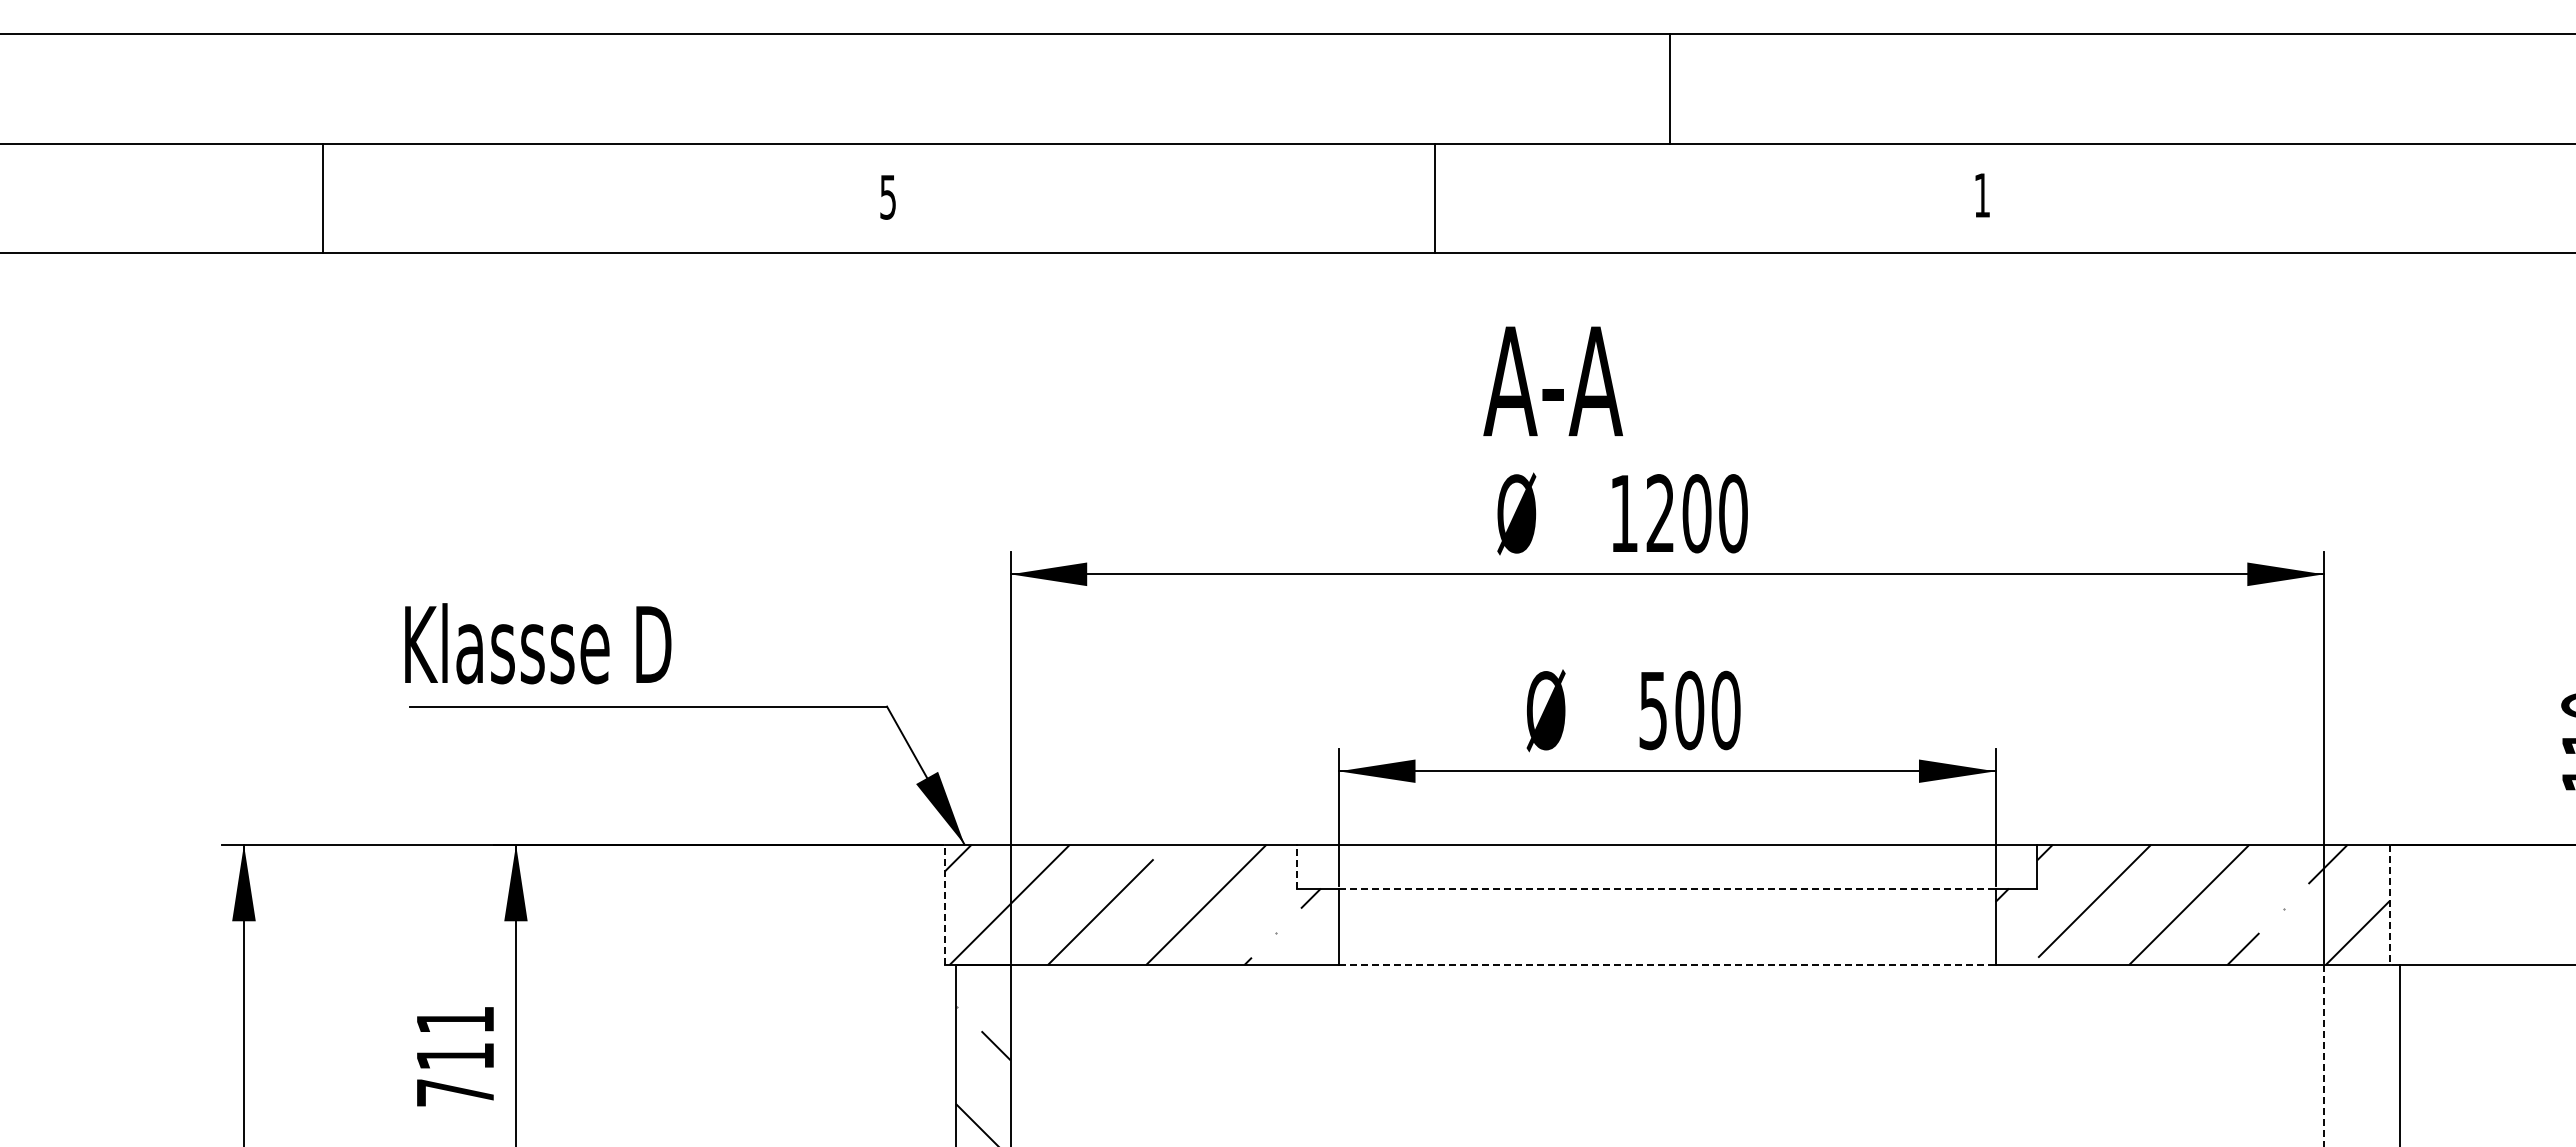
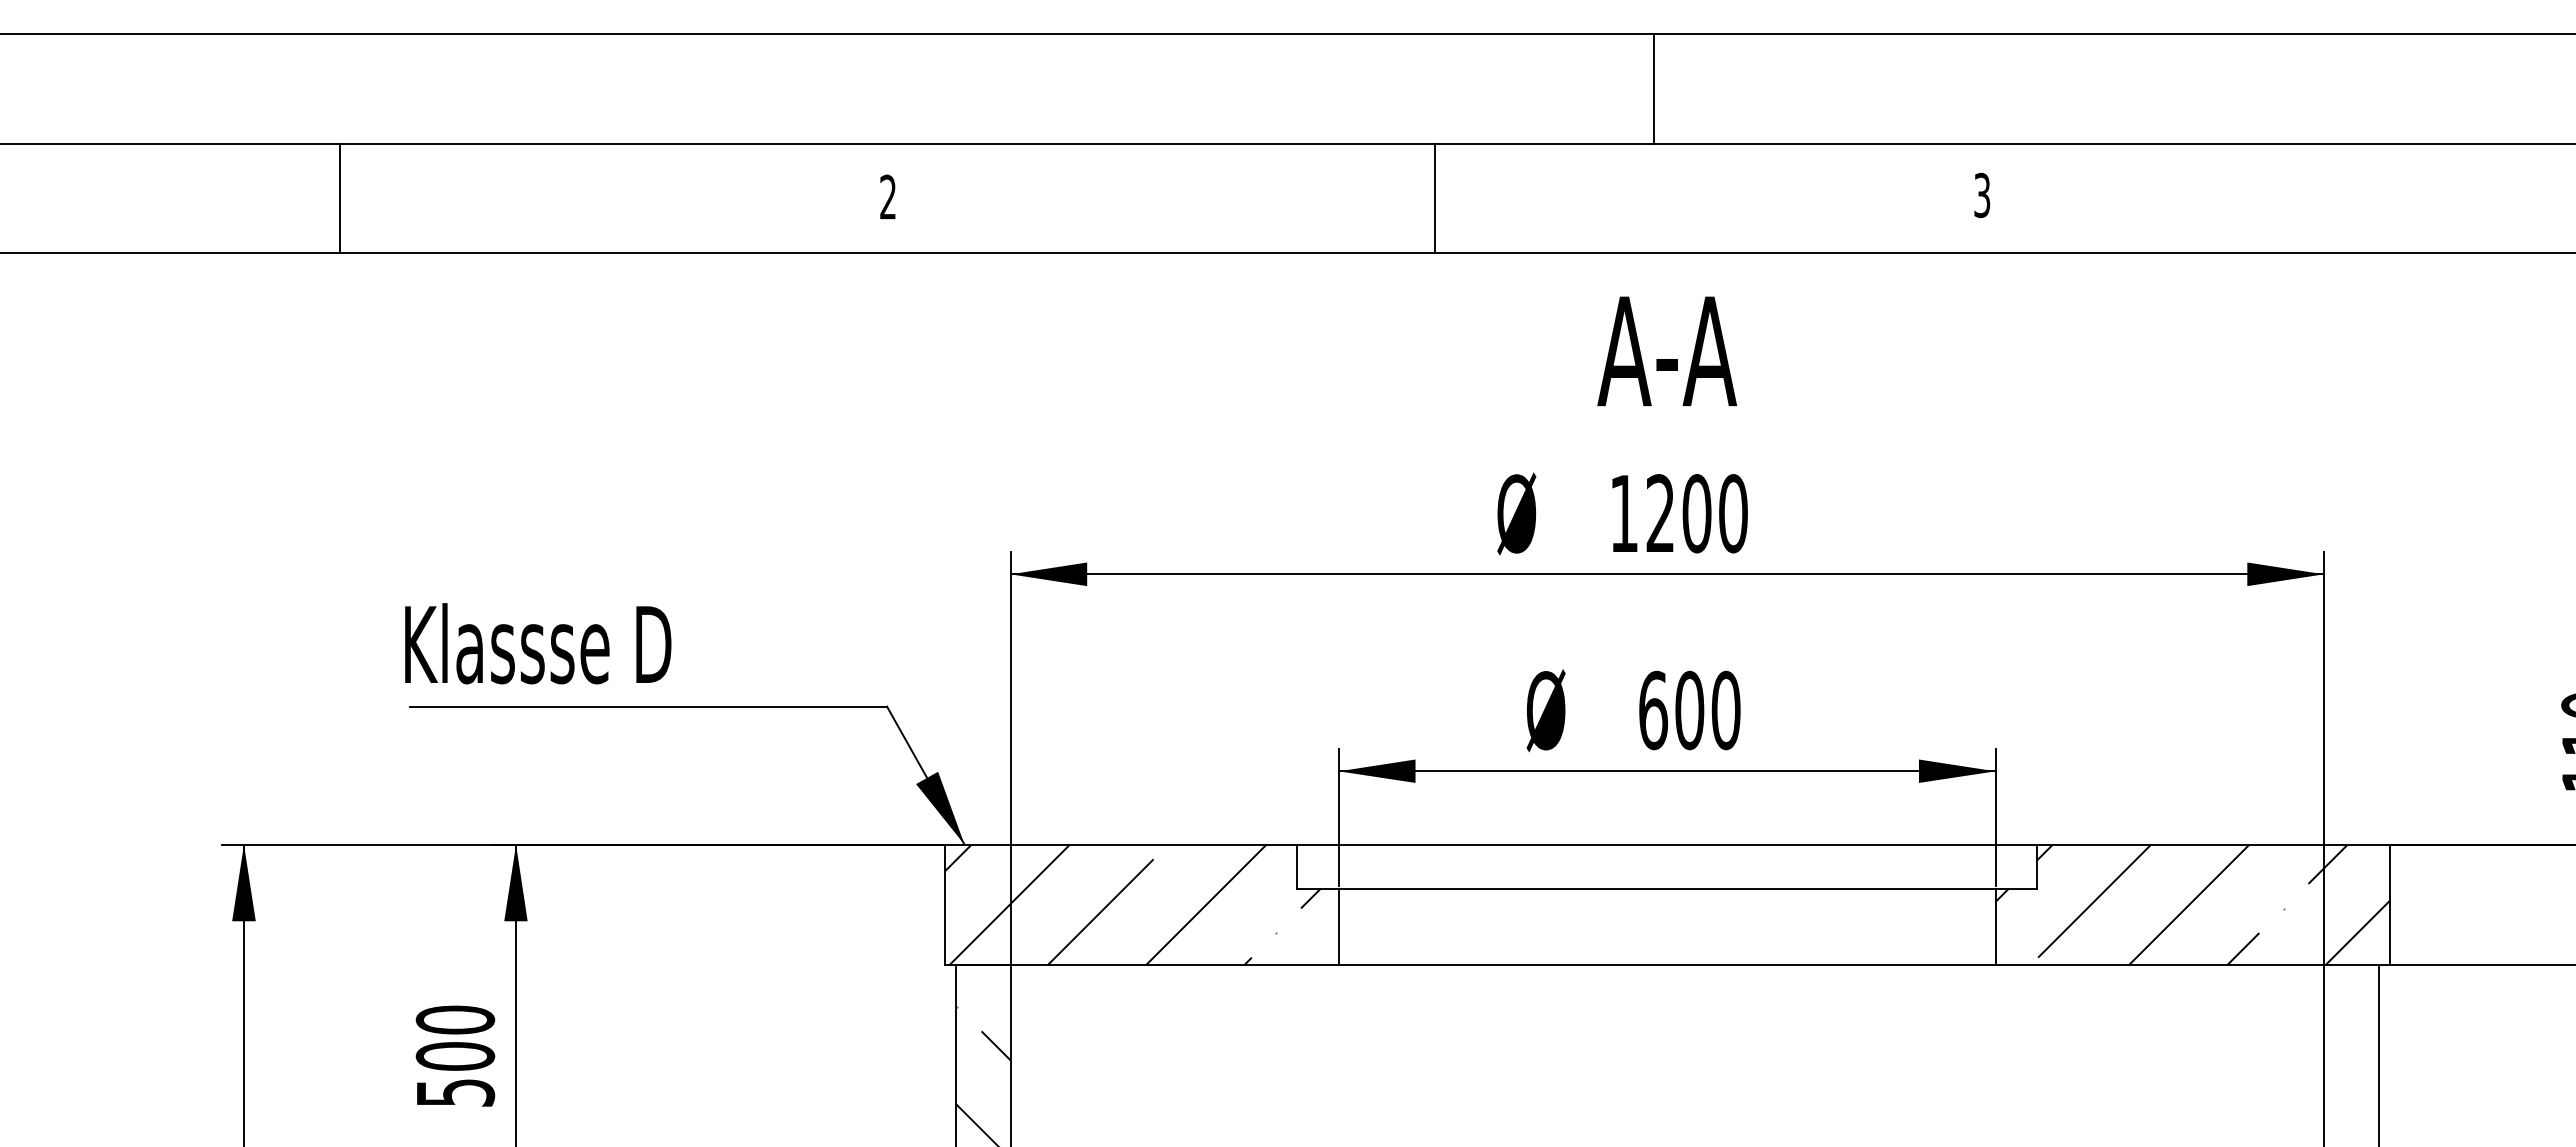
line position: (1669, 88) -> (1653, 88) (1653, 88)
text: 1 -> 3 (1982, 195)
text: 5 -> 2 (887, 196)
line position: (323, 198) -> (340, 198) (340, 198)
text position: (1552, 380) -> (1666, 350) (1666, 350)
text: 500 -> 600 (1653, 710)
line: dashed -> solid (1297, 866)
line: dashed -> solid (1667, 888)
line: dashed -> solid (944, 904)
line: dashed -> solid (2389, 905)
line: dashed -> solid (1667, 965)
line position: (2399, 1054) -> (2378, 1054) (2378, 1054)
text: 711 -> 500 (455, 1055)
line: dashed -> solid (2323, 1056)
